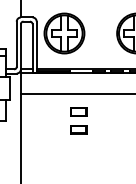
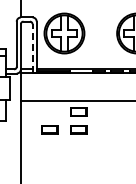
line: solid -> dashed (32, 48)
line position: (76, 93) -> (76, 100) (76, 100)
part: none -> present (49, 129)
